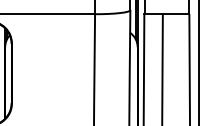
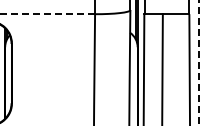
line: solid -> dashed (48, 14)
line: solid -> dashed (198, 63)
